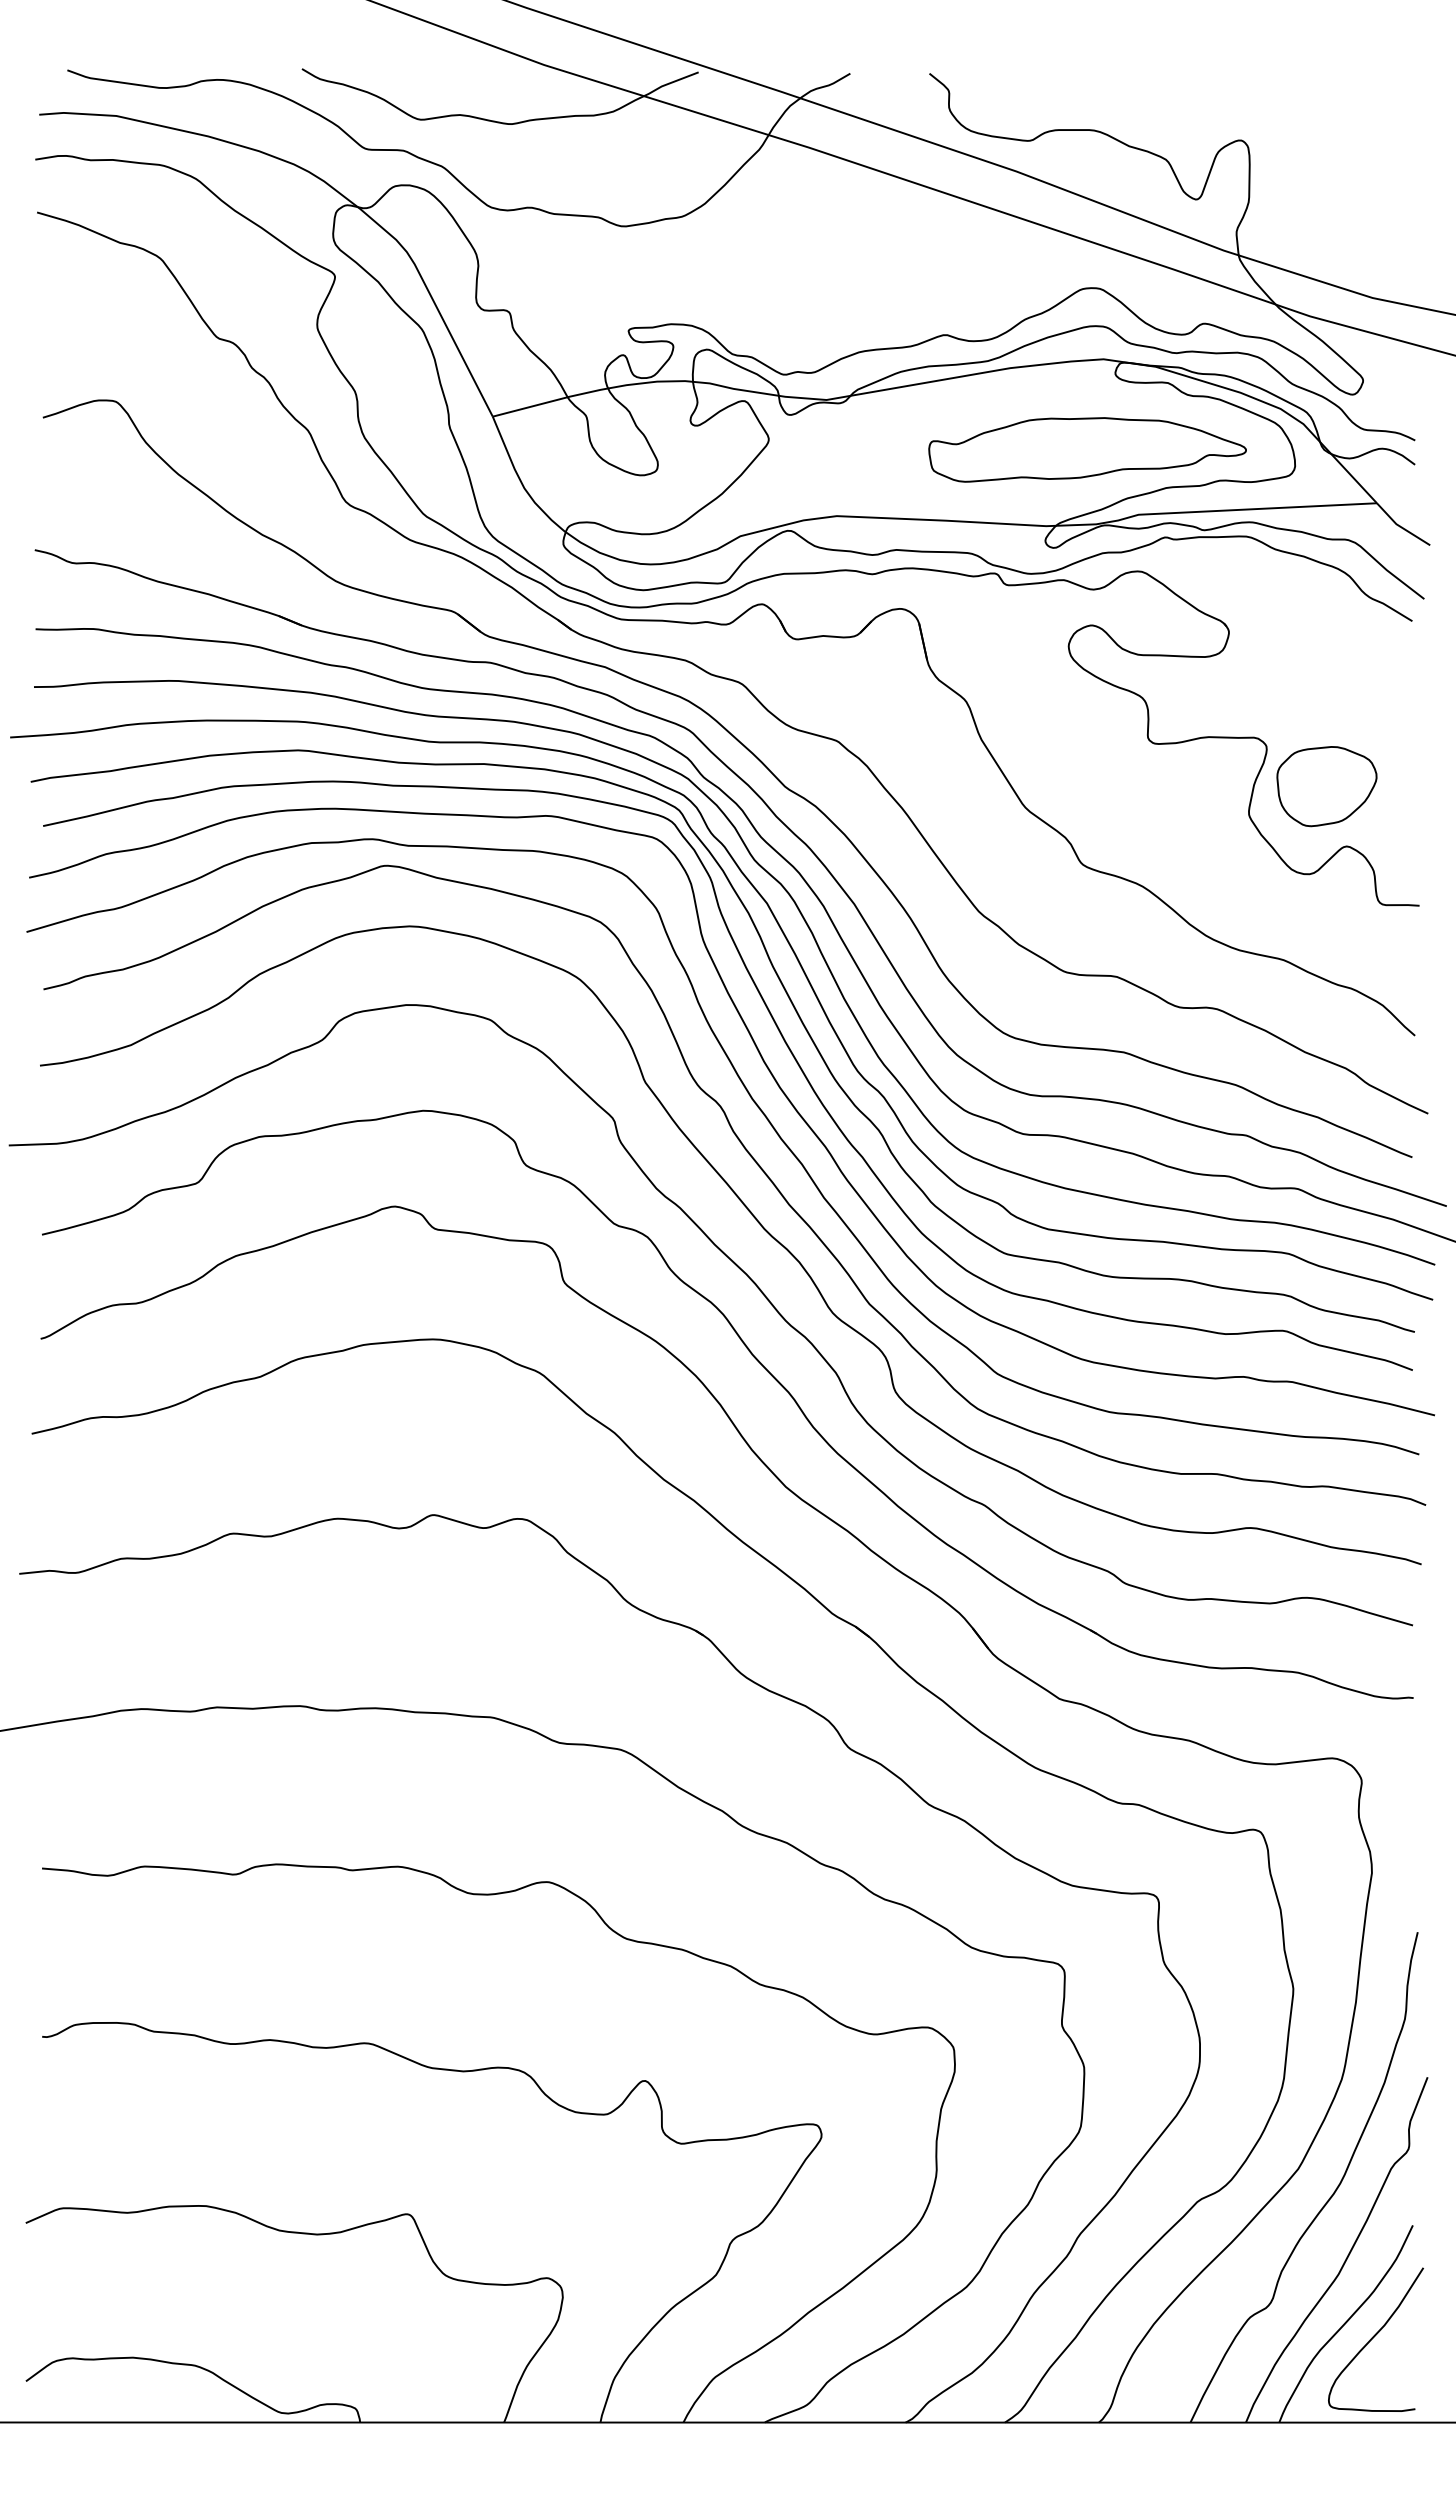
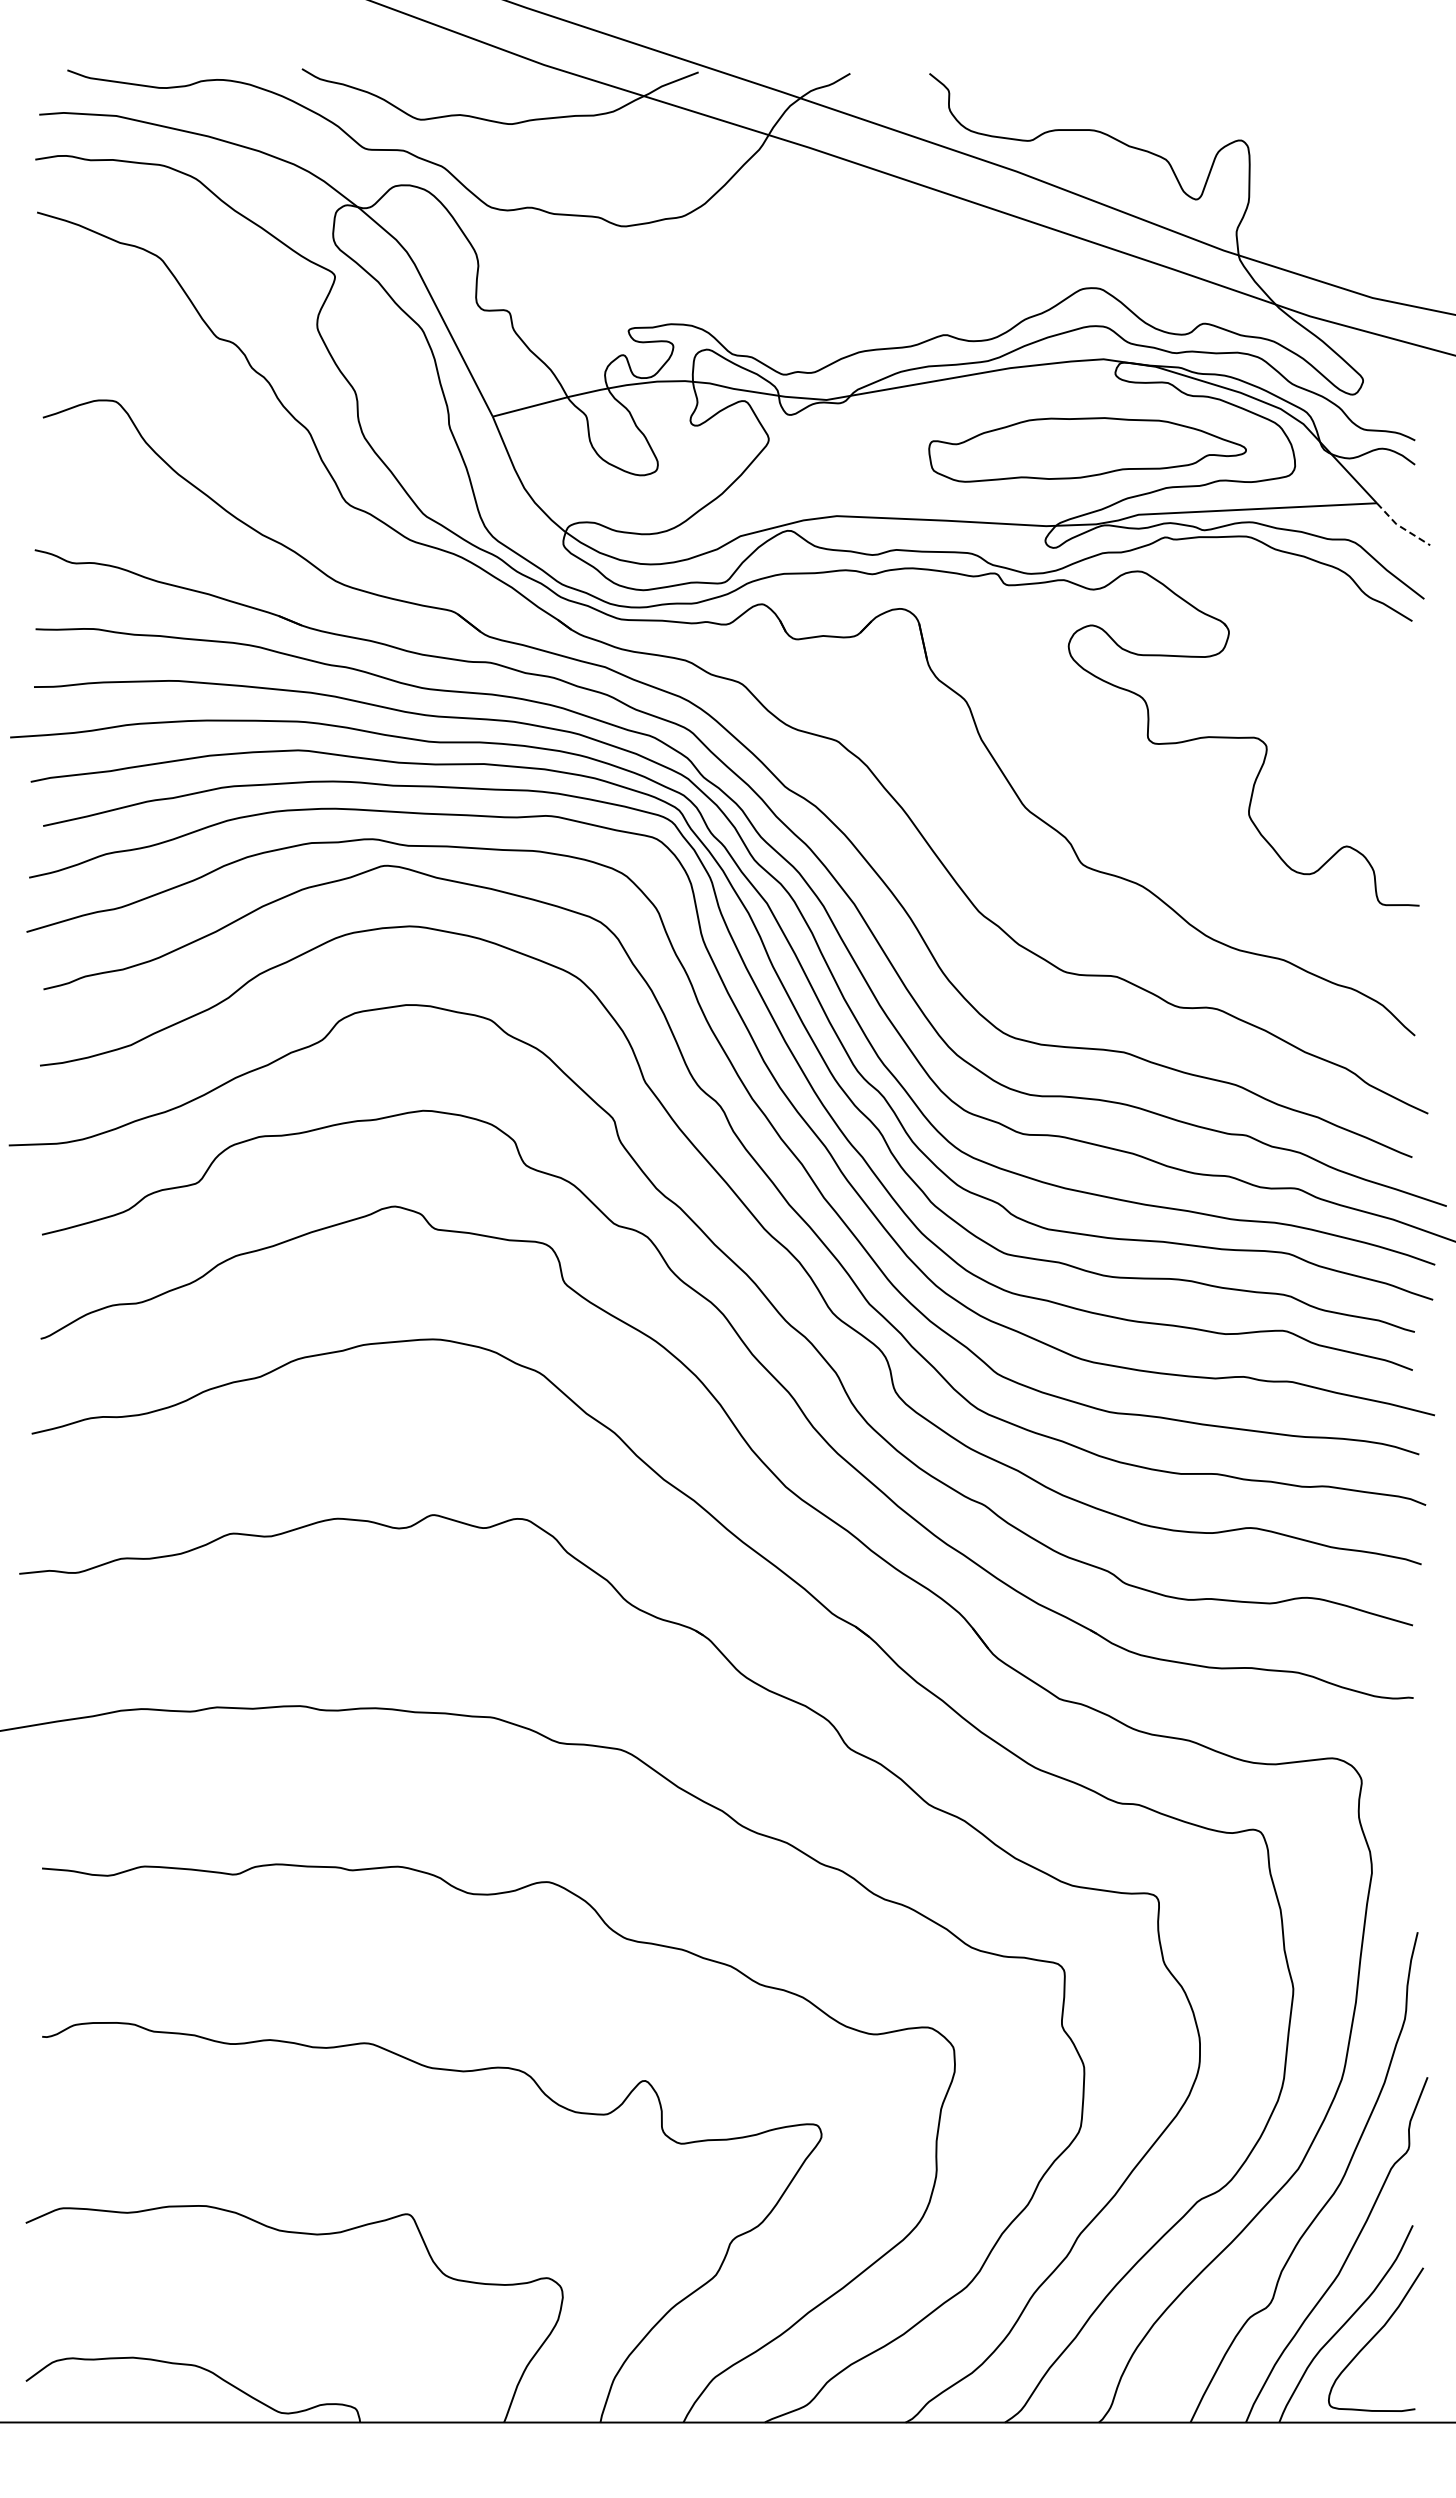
line: solid -> dashed (1400, 526)
part: present -> none (1326, 786)
